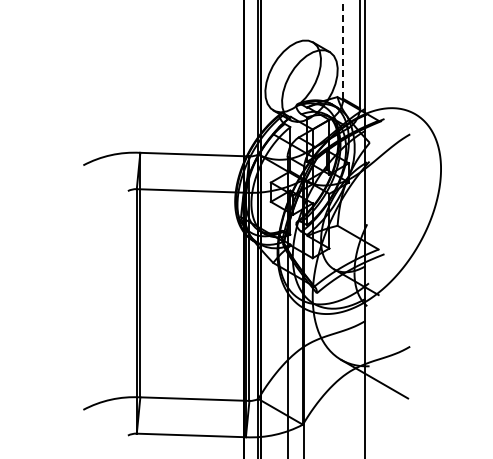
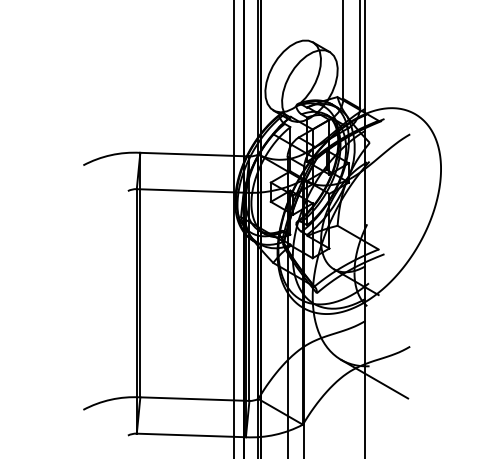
line: dashed -> solid (343, 49)
line: none -> present (234, 228)
